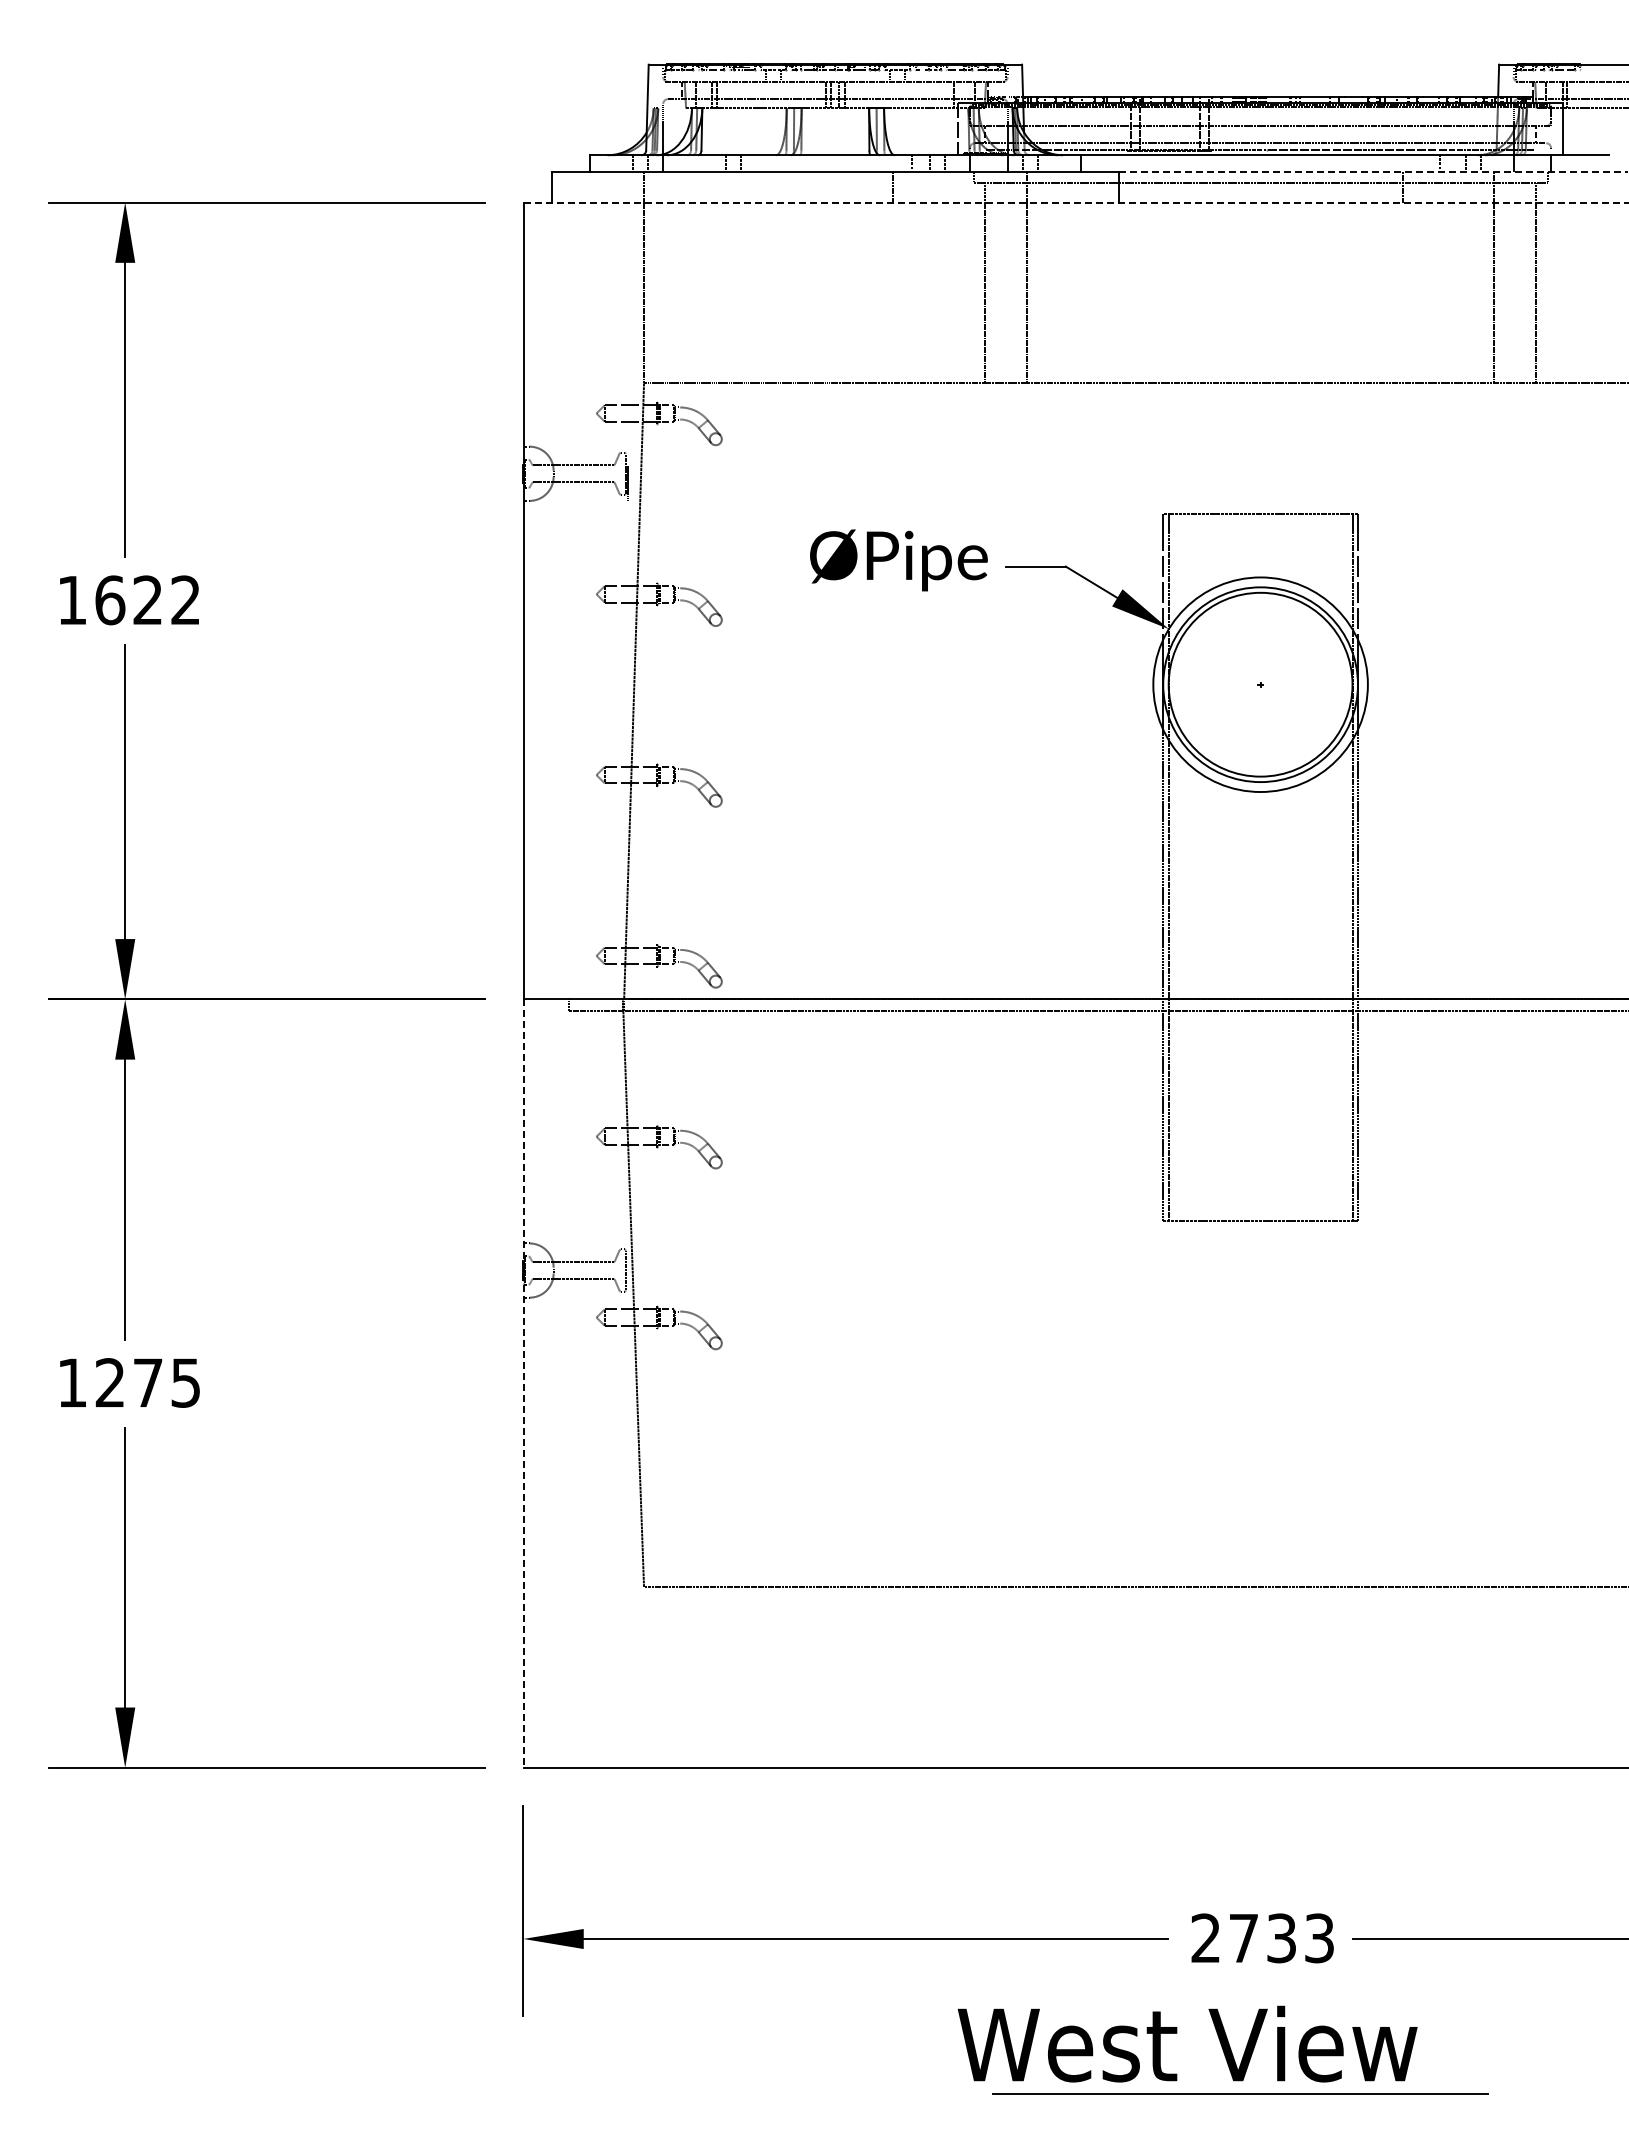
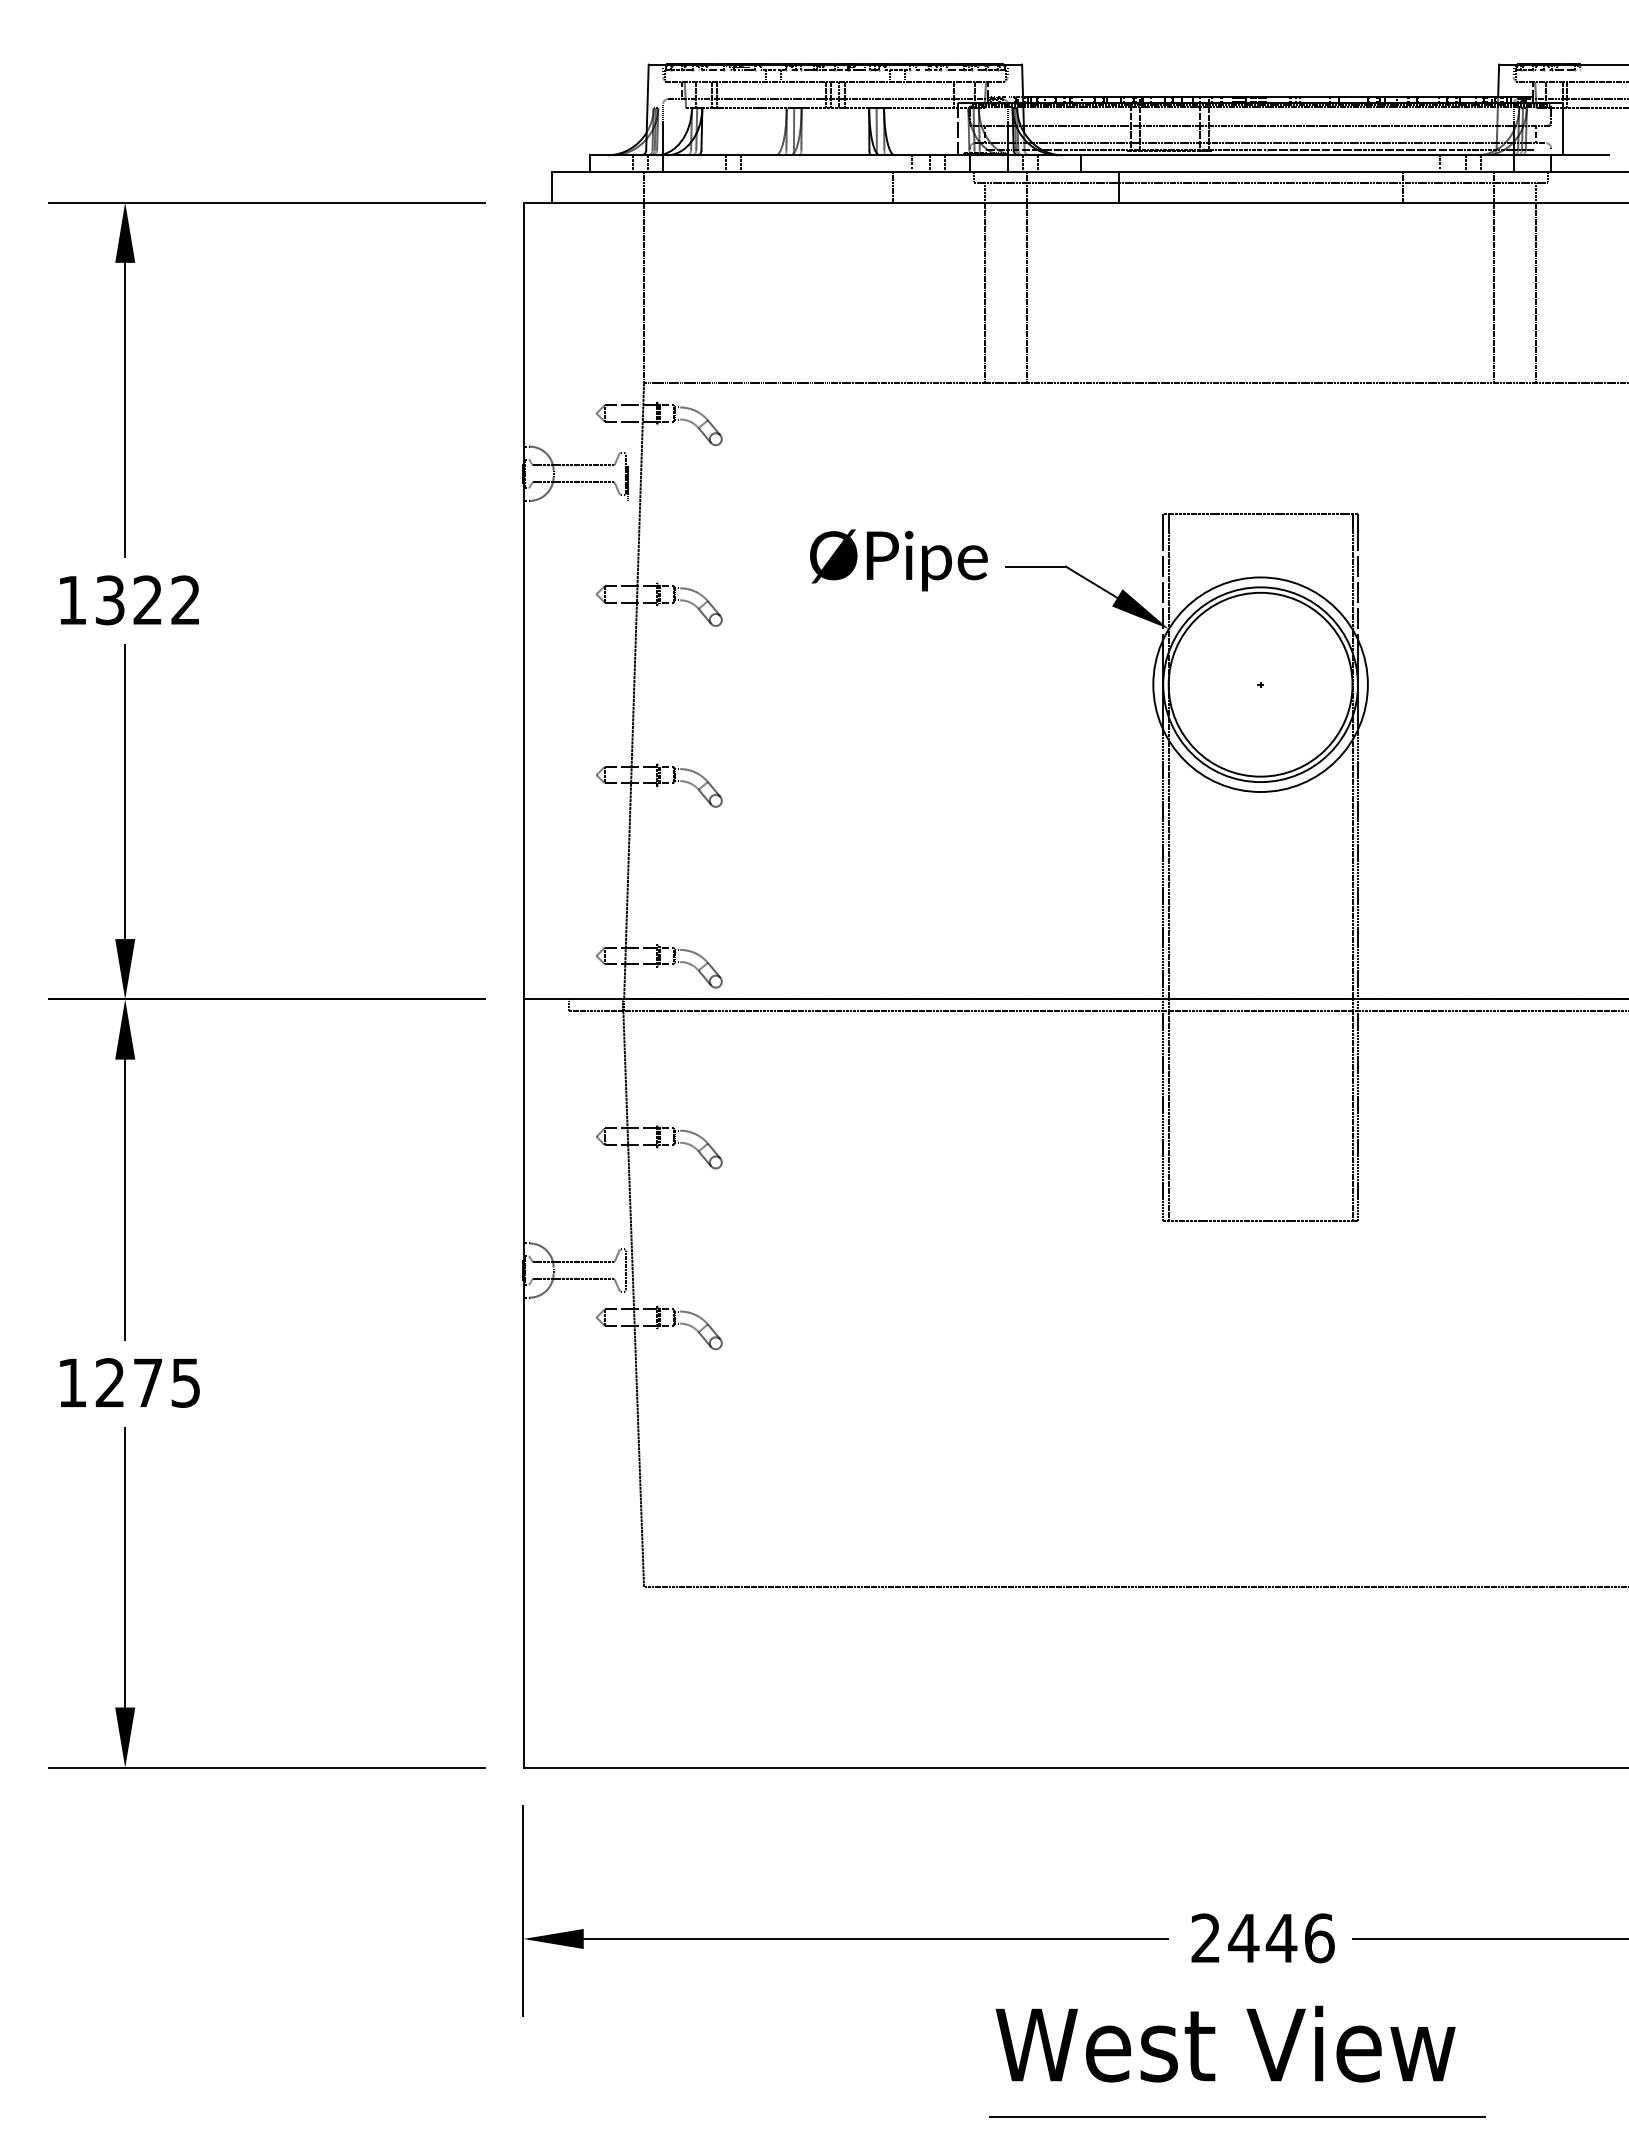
line: dashed -> solid (1373, 171)
line: dashed -> solid (1076, 202)
text: 1622 -> 1322 (110, 600)
line: dashed -> solid (523, 1384)
text: 2733 -> 2446 (1281, 1938)
text position: (1187, 2043) -> (1225, 2043) (1225, 2043)
line position: (1240, 2093) -> (1237, 2116) (1237, 2116)
